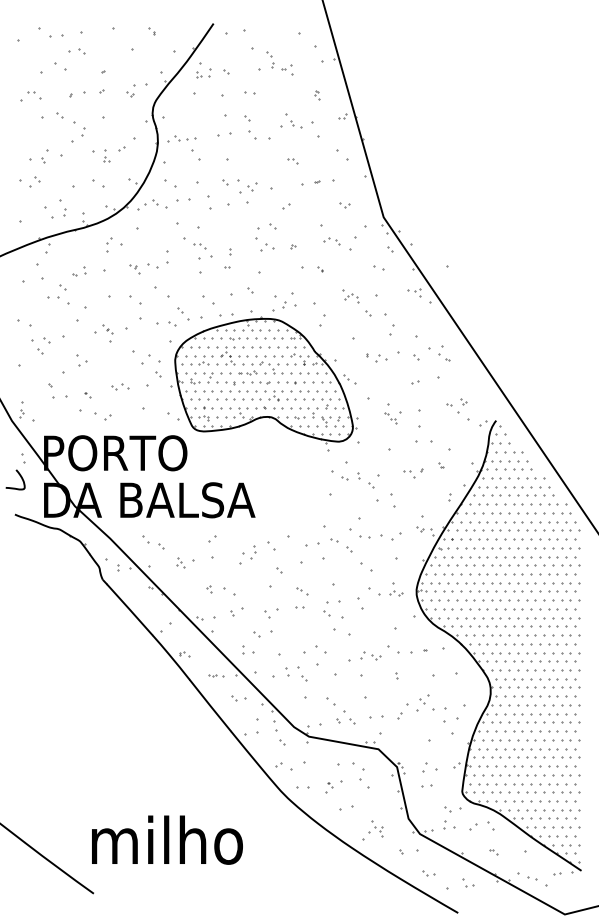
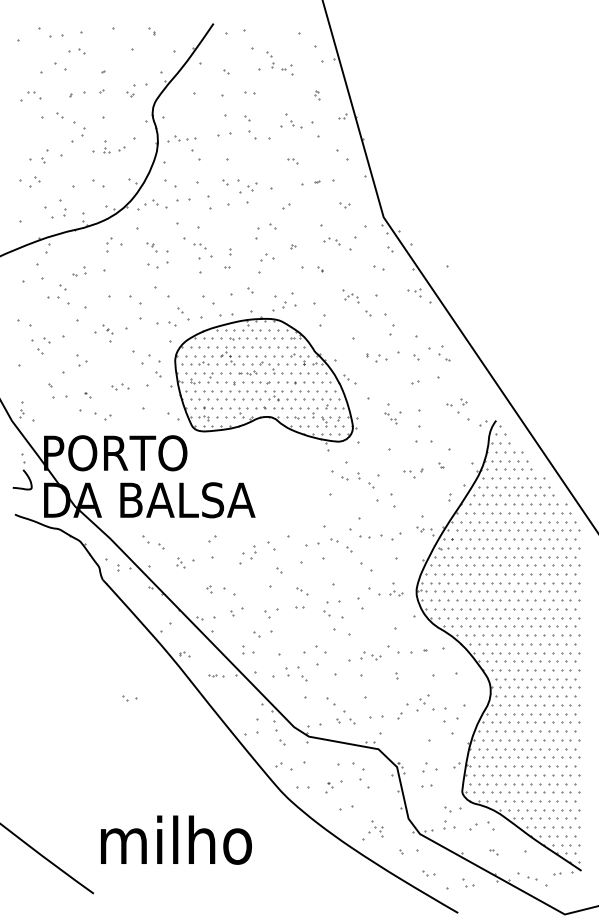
part: present -> none (203, 73)
part position: (106, 155) -> (106, 146) (106, 146)
part position: (267, 247) -> (267, 257) (267, 257)
part position: (134, 269) -> (151, 247) (151, 247)
curve position: (20, 477) -> (27, 477) (27, 477)
part position: (238, 698) -> (129, 698) (129, 698)
text position: (167, 839) -> (176, 839) (176, 839)
